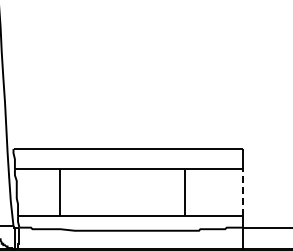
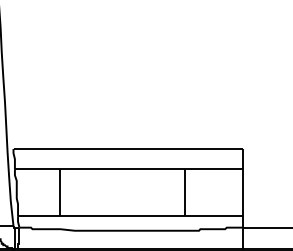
line: dashed -> solid (242, 192)
